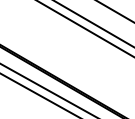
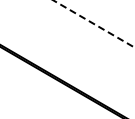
line: present -> none (114, 11)
line: solid -> dashed (93, 23)
line: present -> none (85, 28)
line: present -> none (47, 90)
line: present -> none (39, 94)
